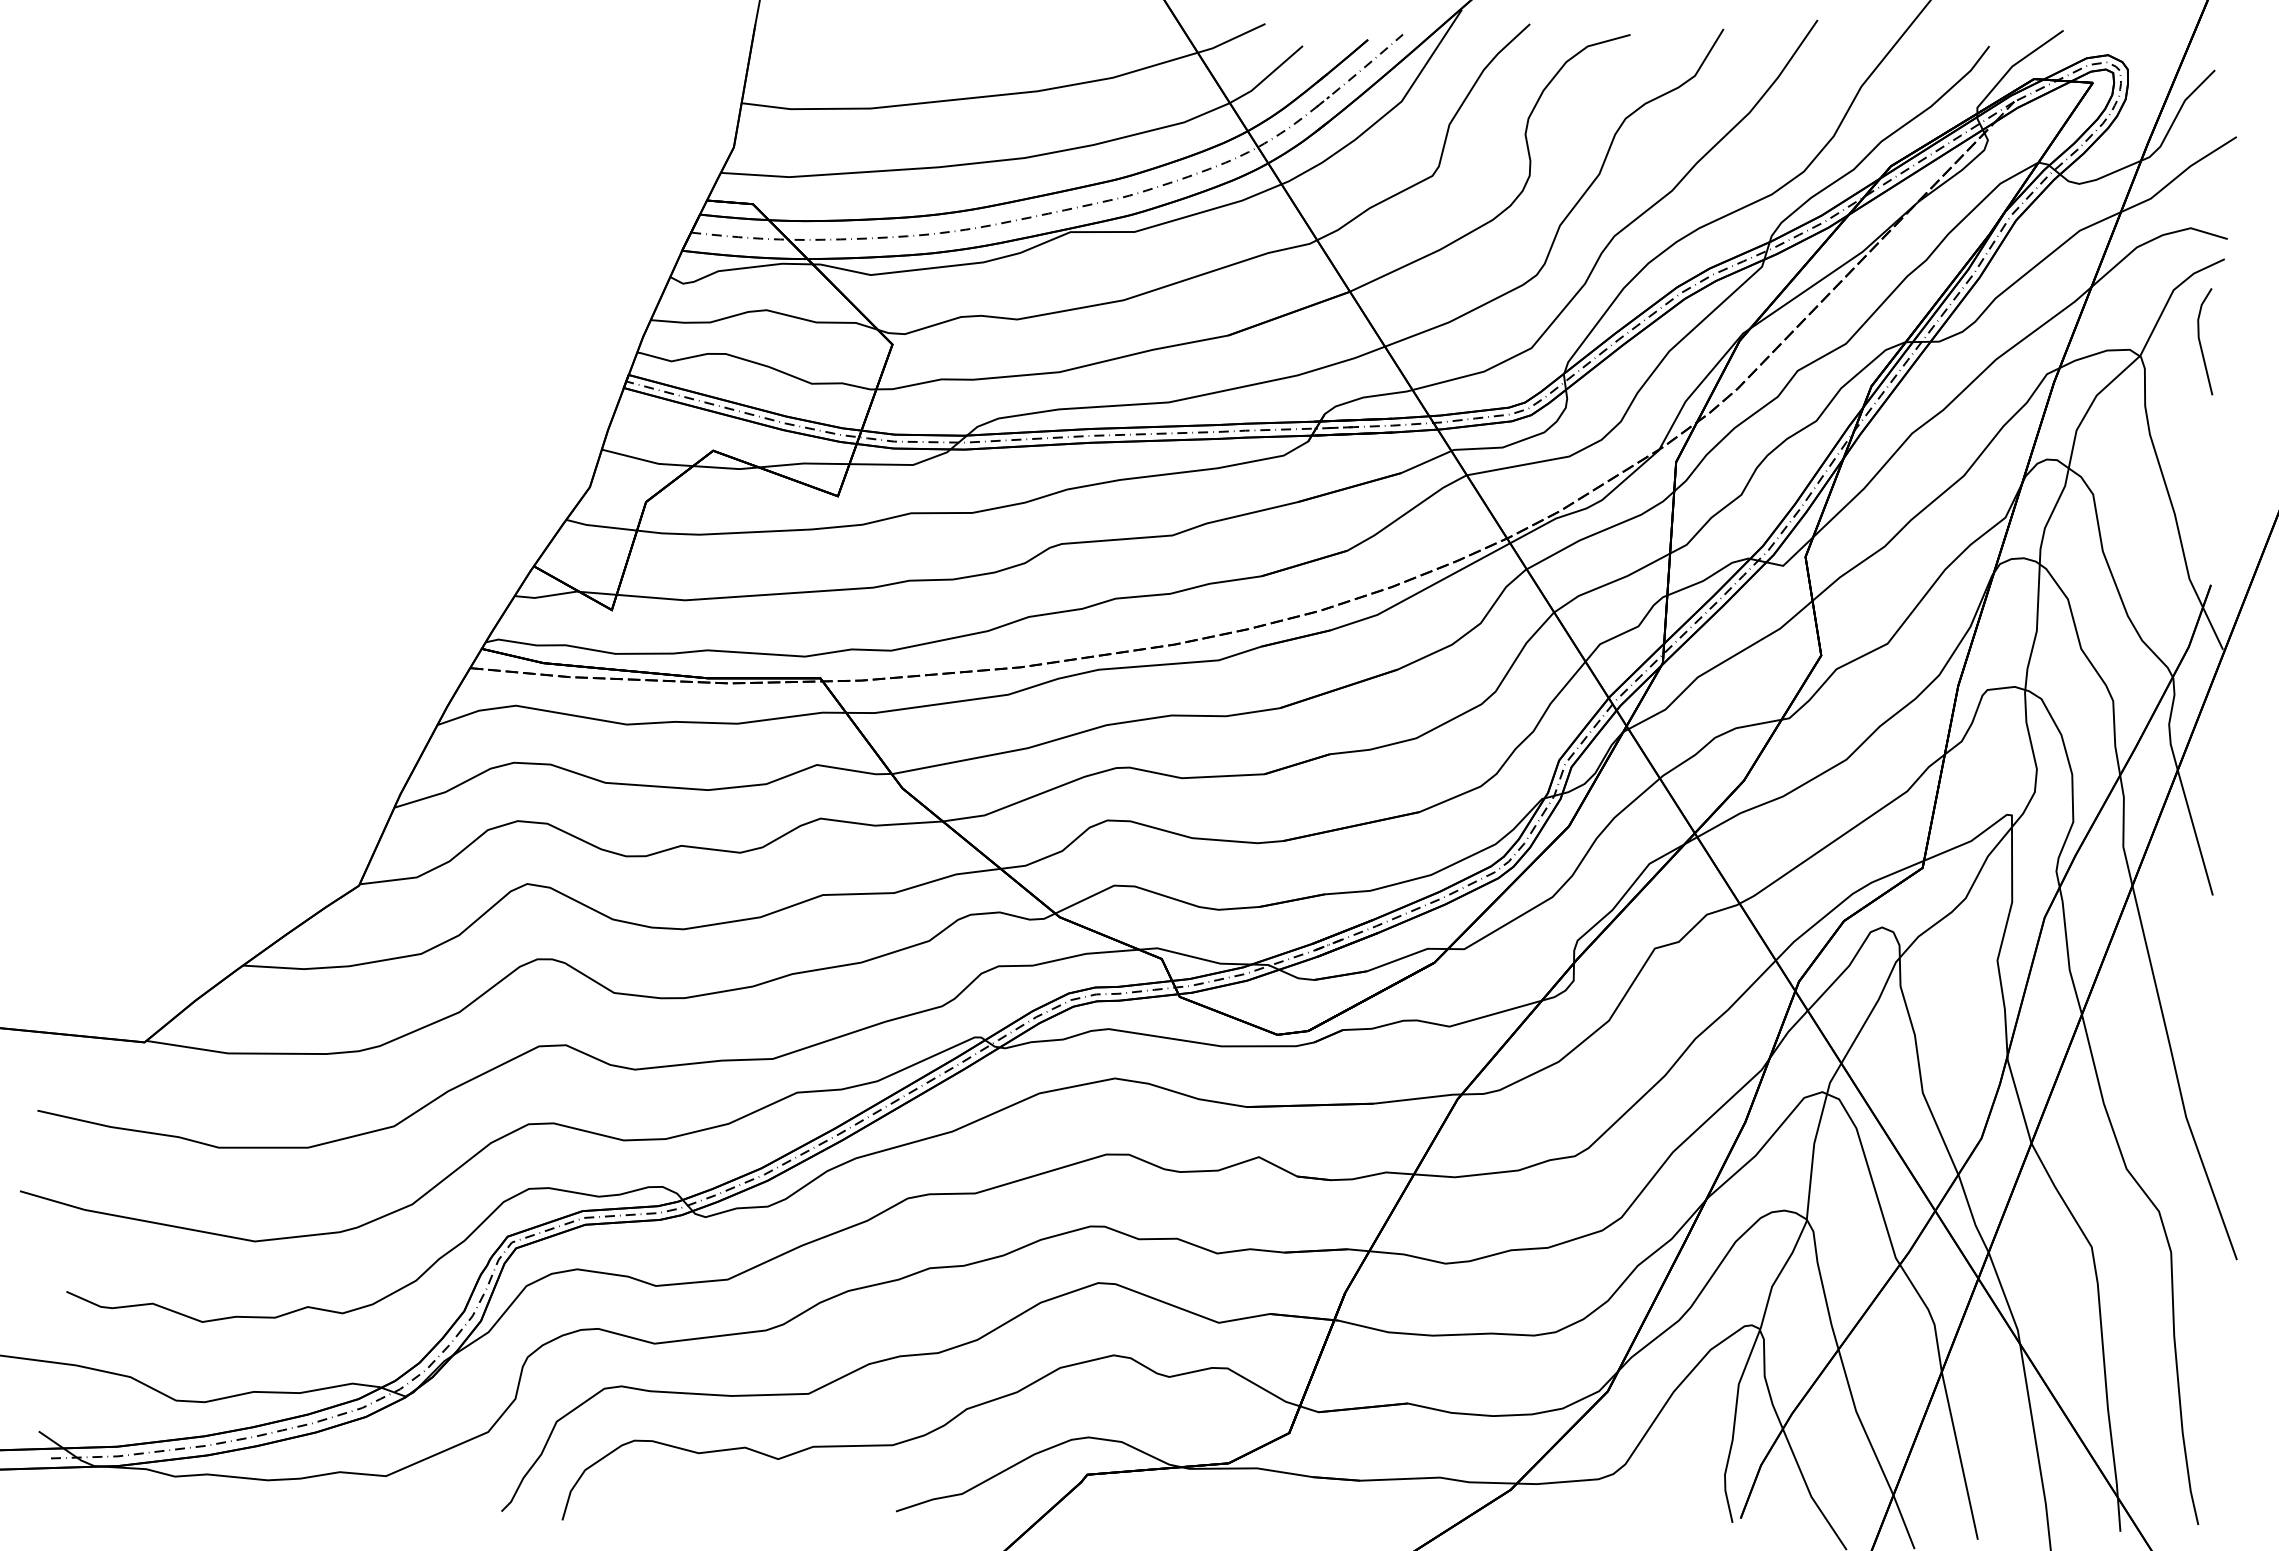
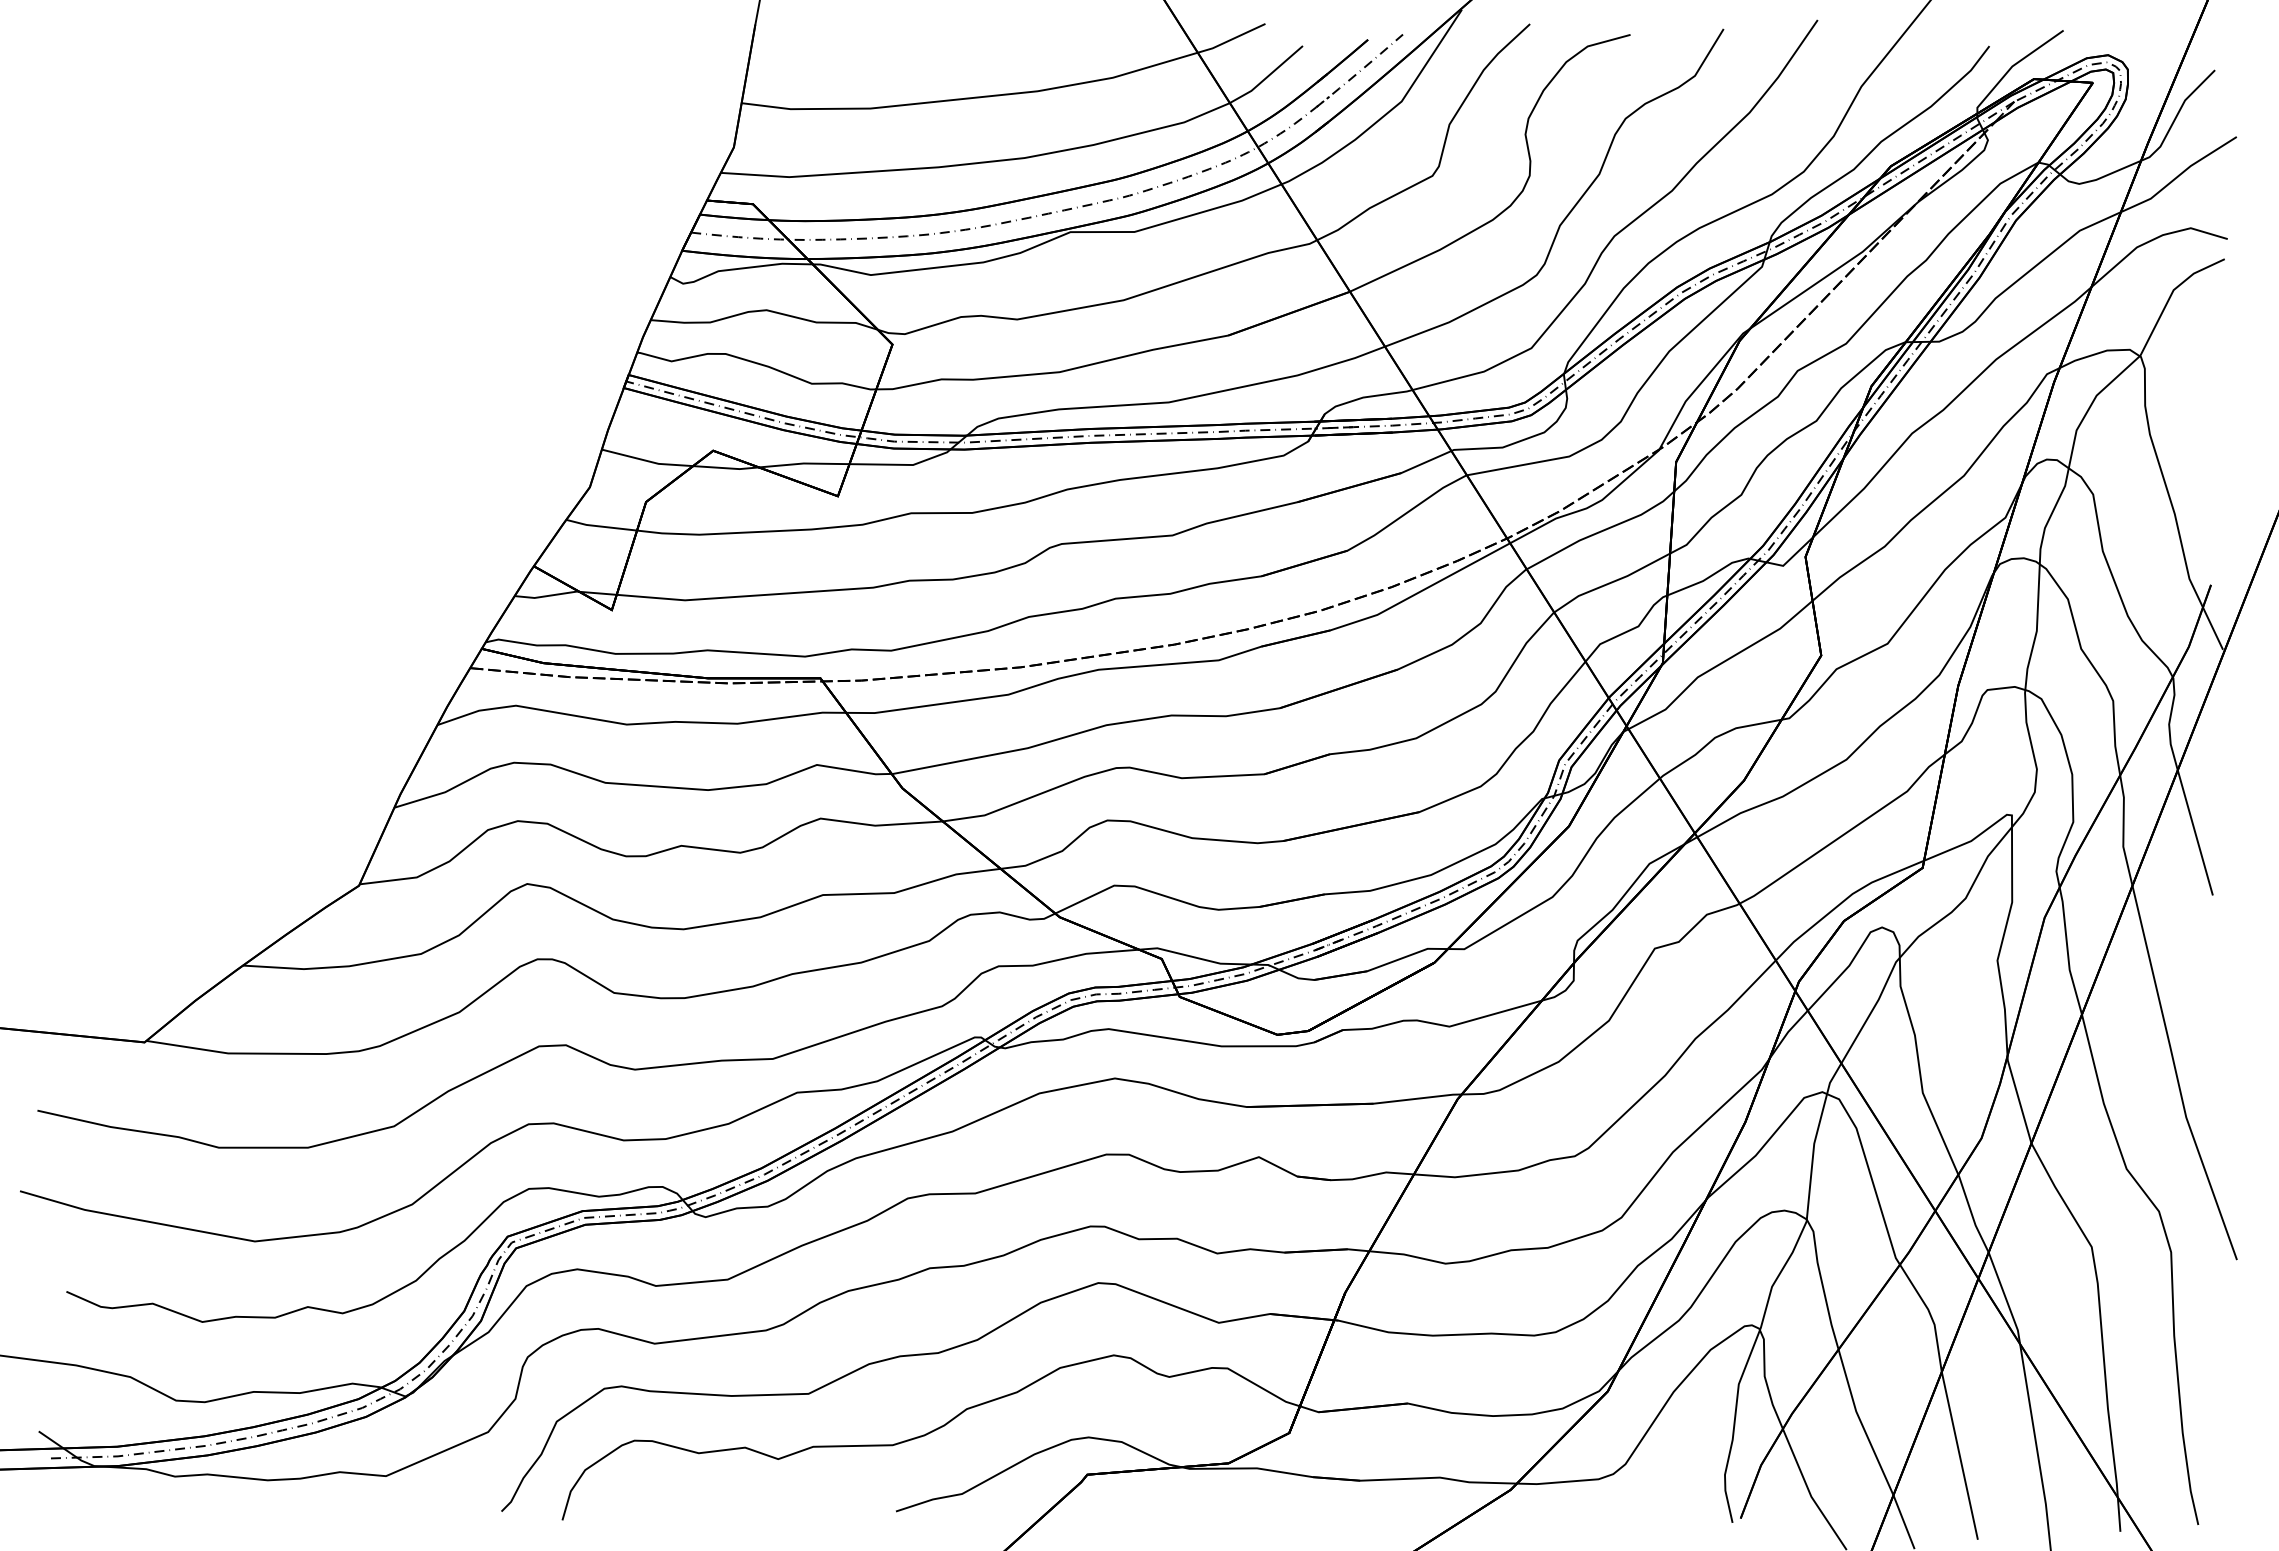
line: present -> none (2200, 341)
